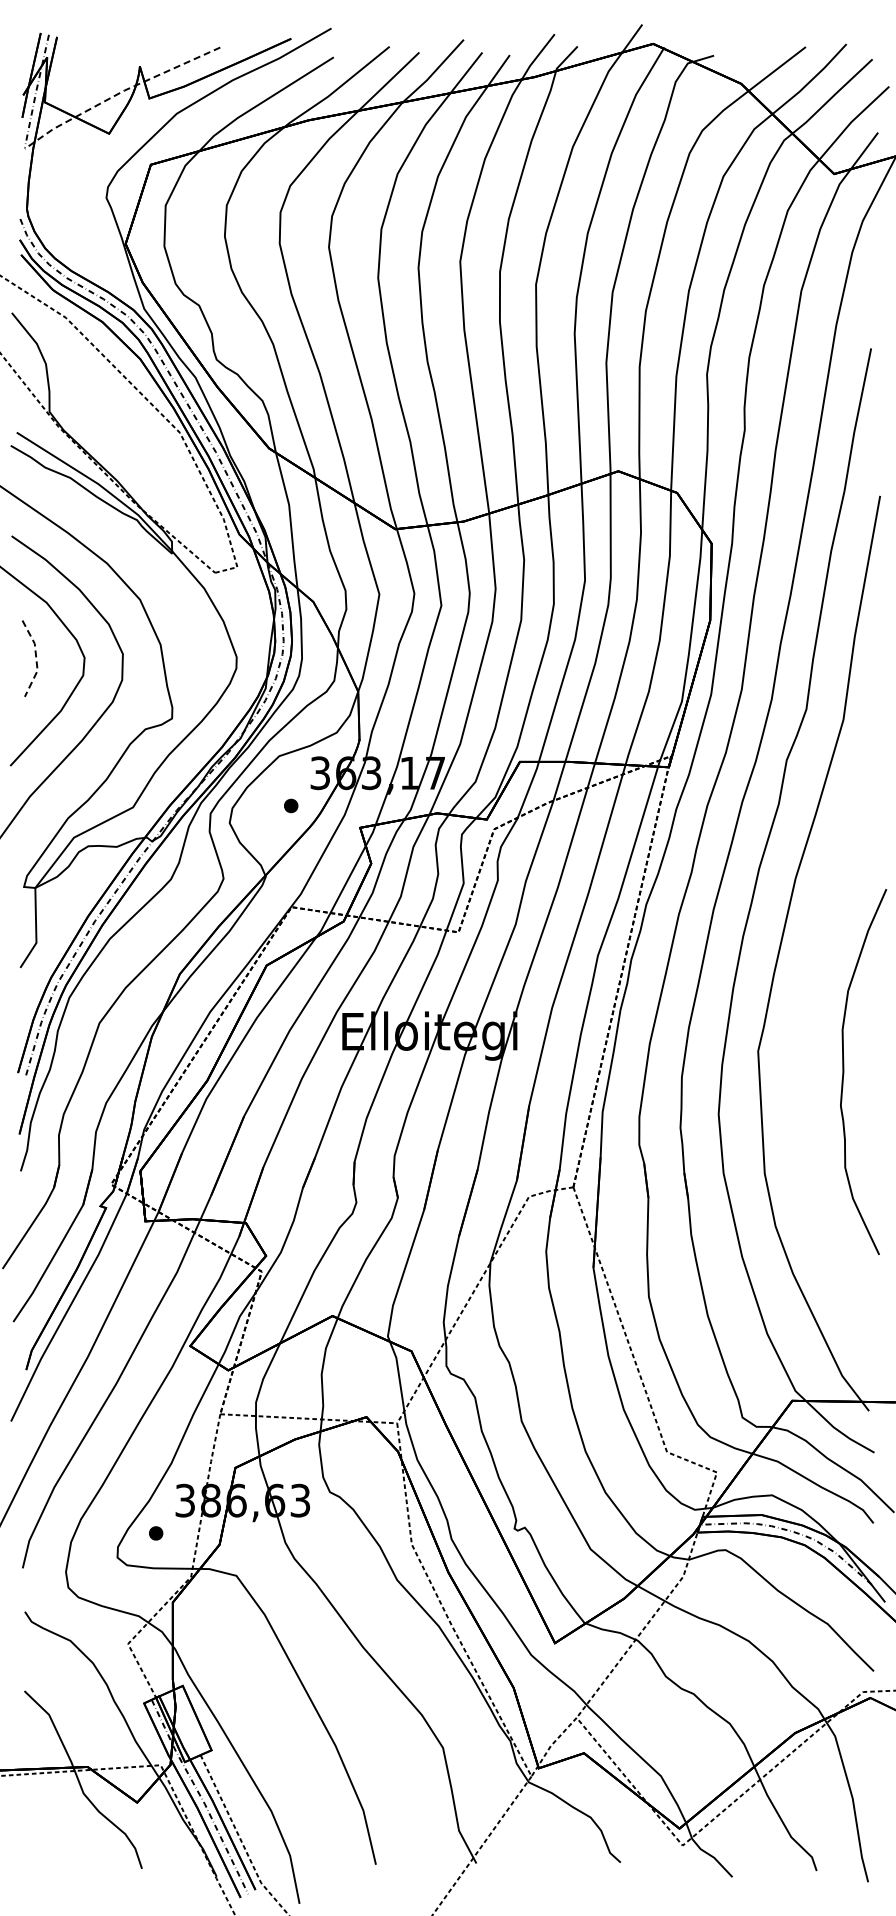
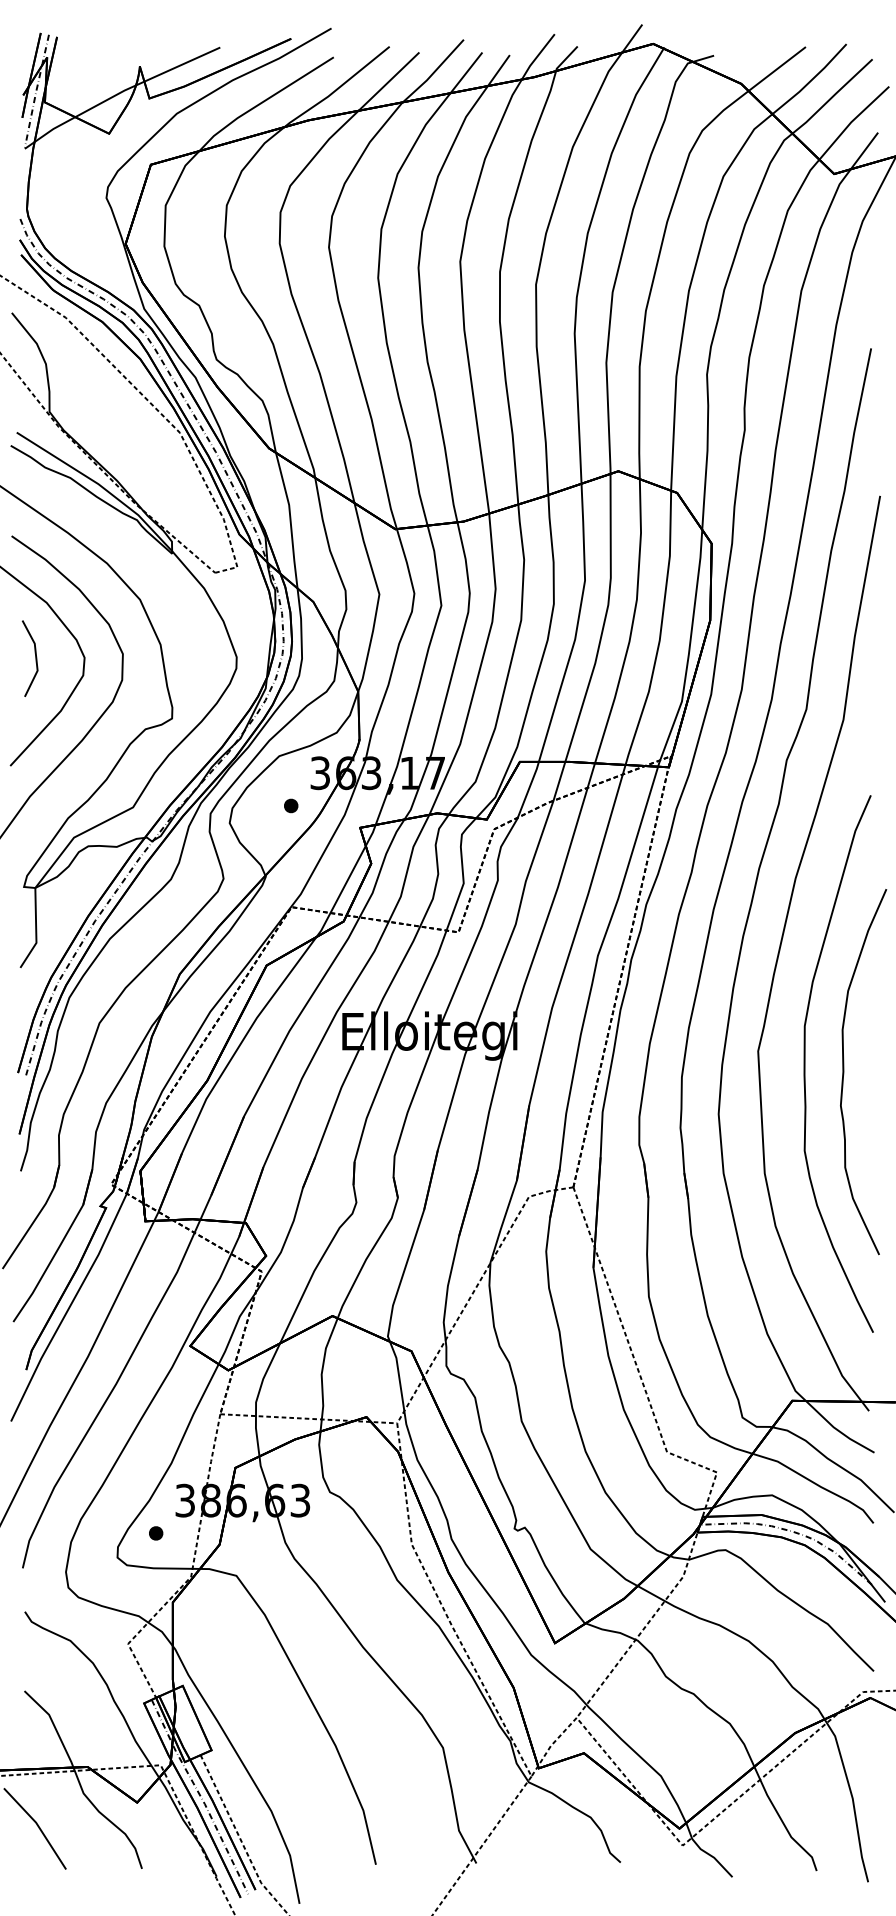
line: dashed -> solid (119, 93)
line: dashed -> solid (36, 659)
curve: none -> present (805, 1063)
line: none -> present (36, 1825)
